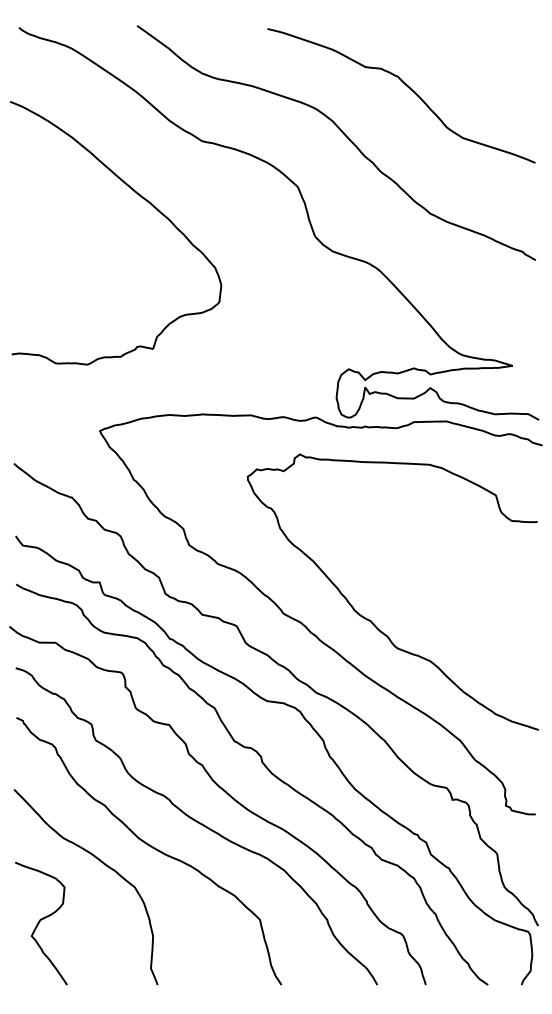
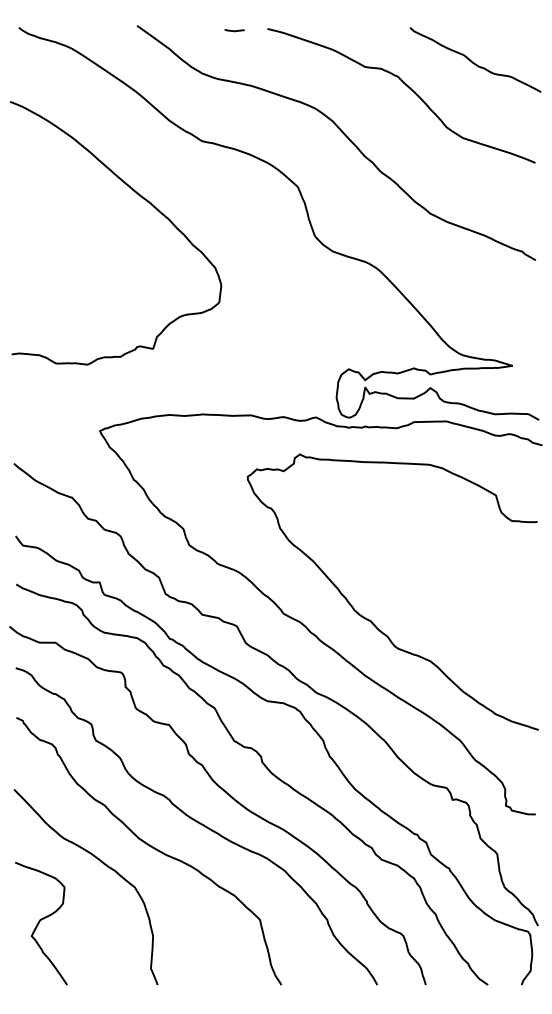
line: none -> present (234, 30)
curve: none -> present (474, 62)
